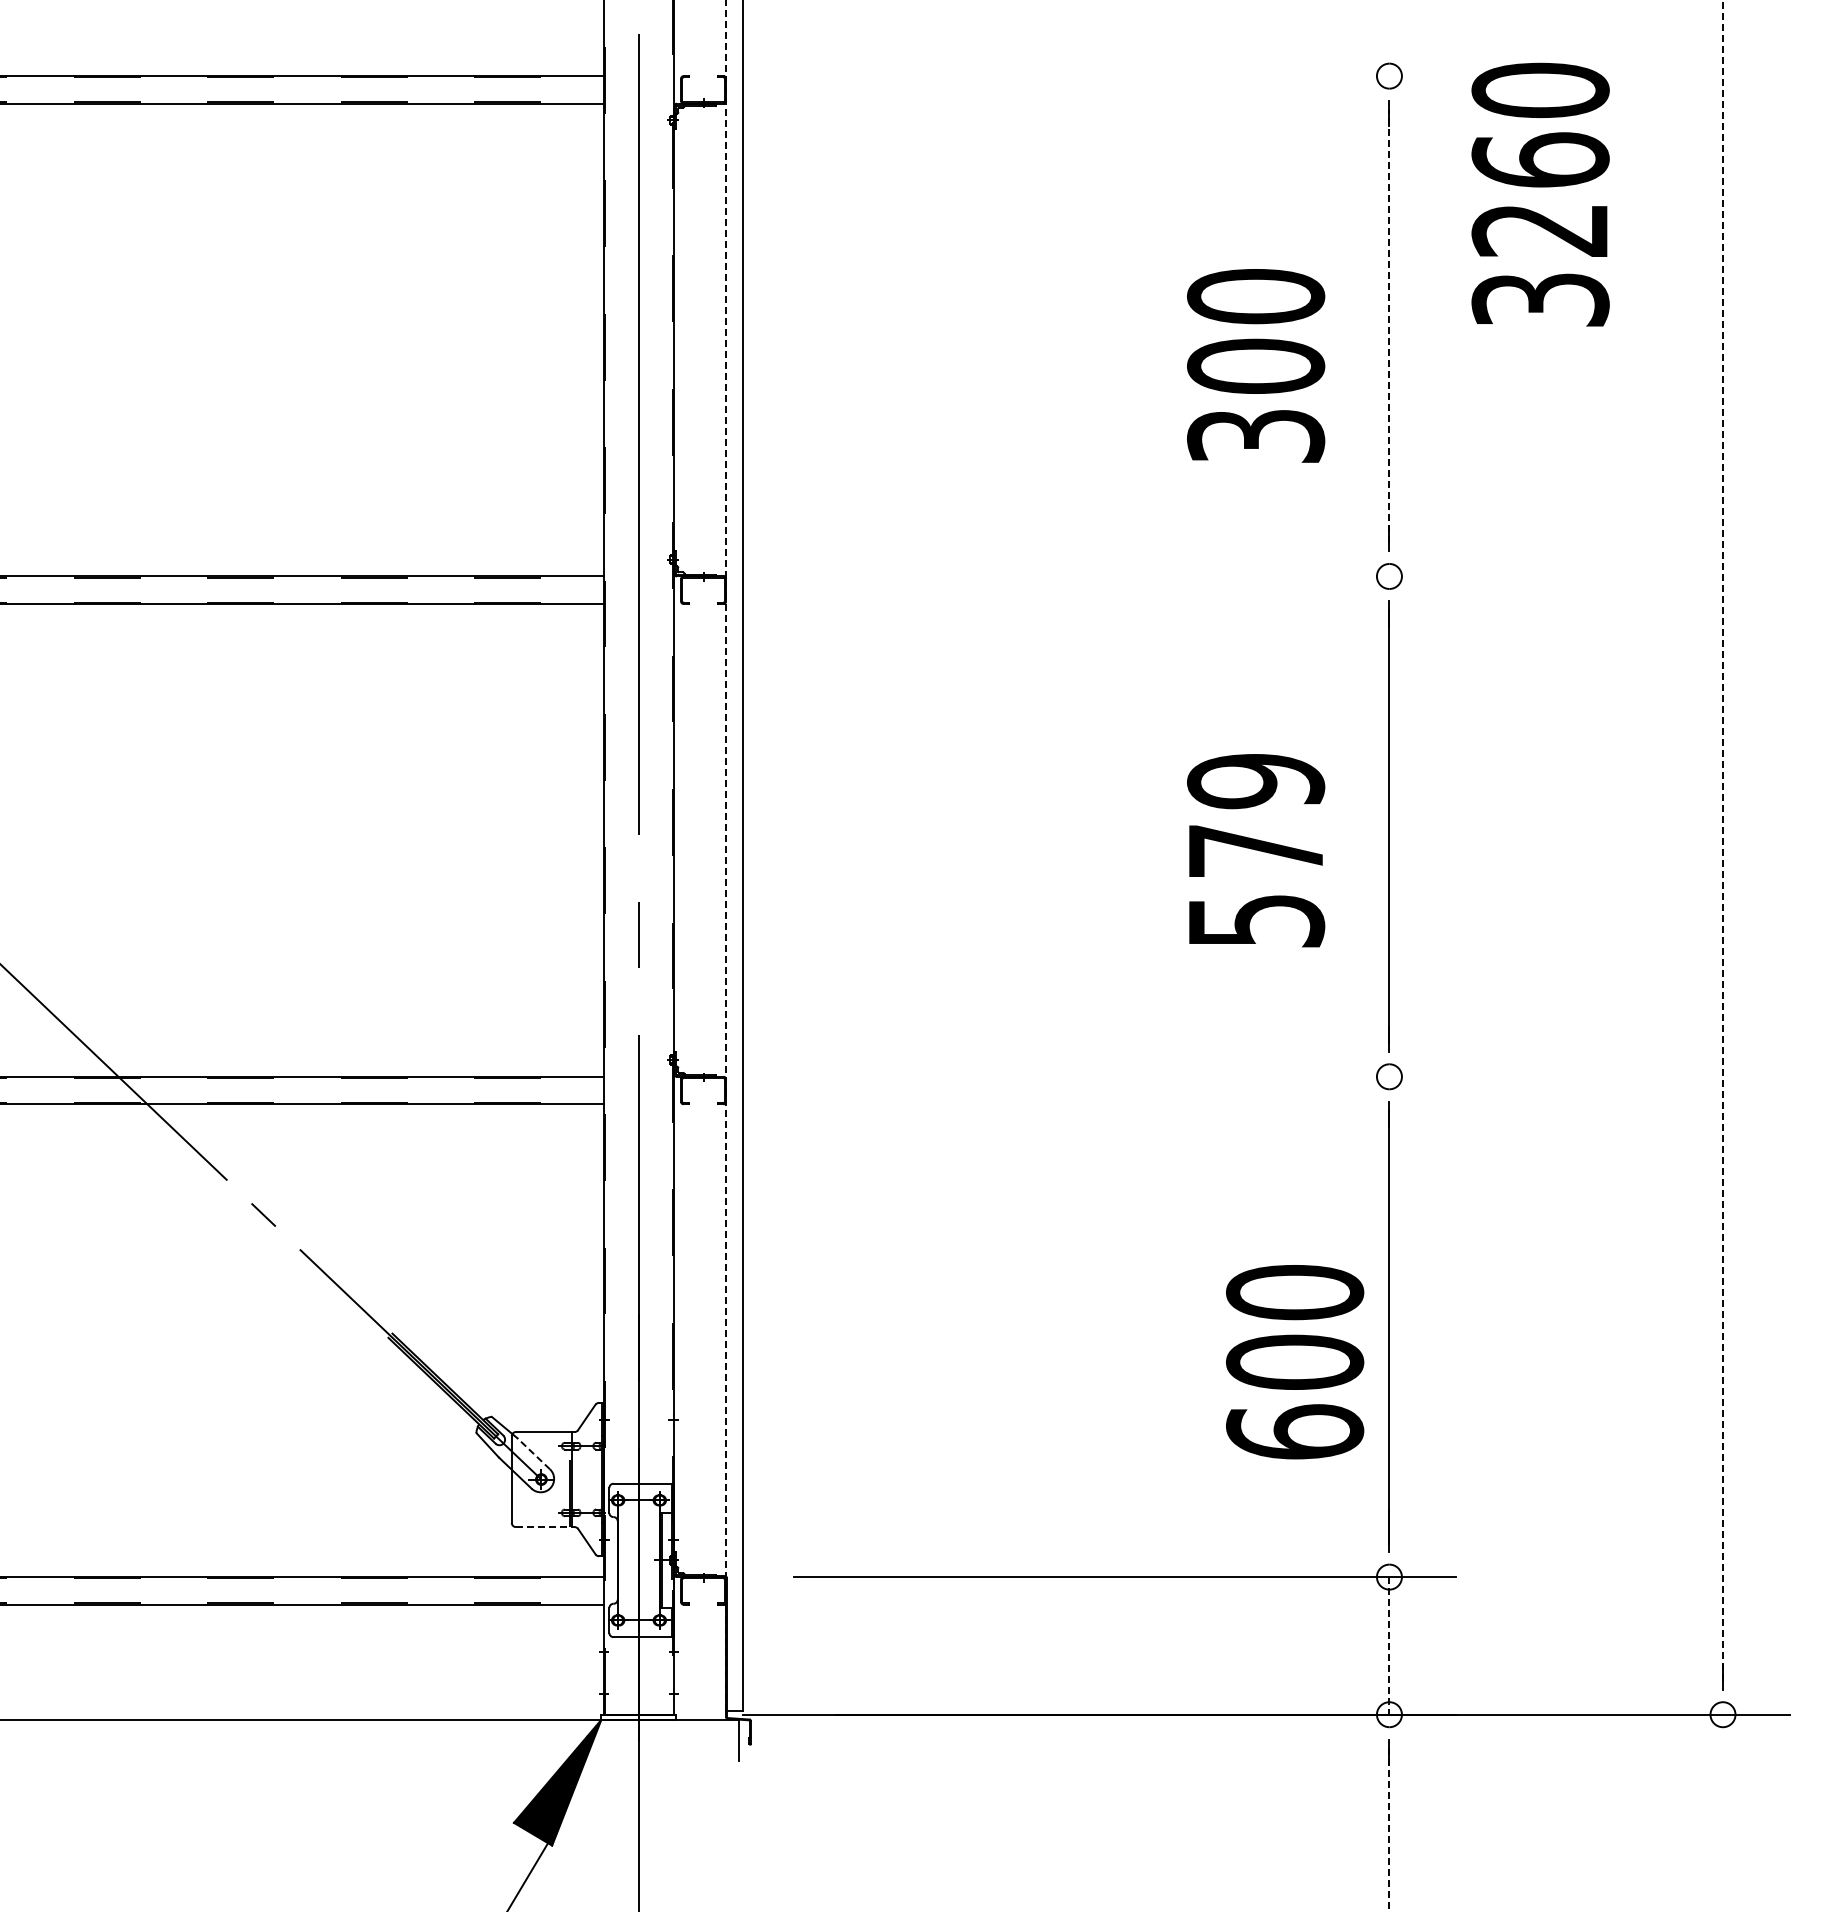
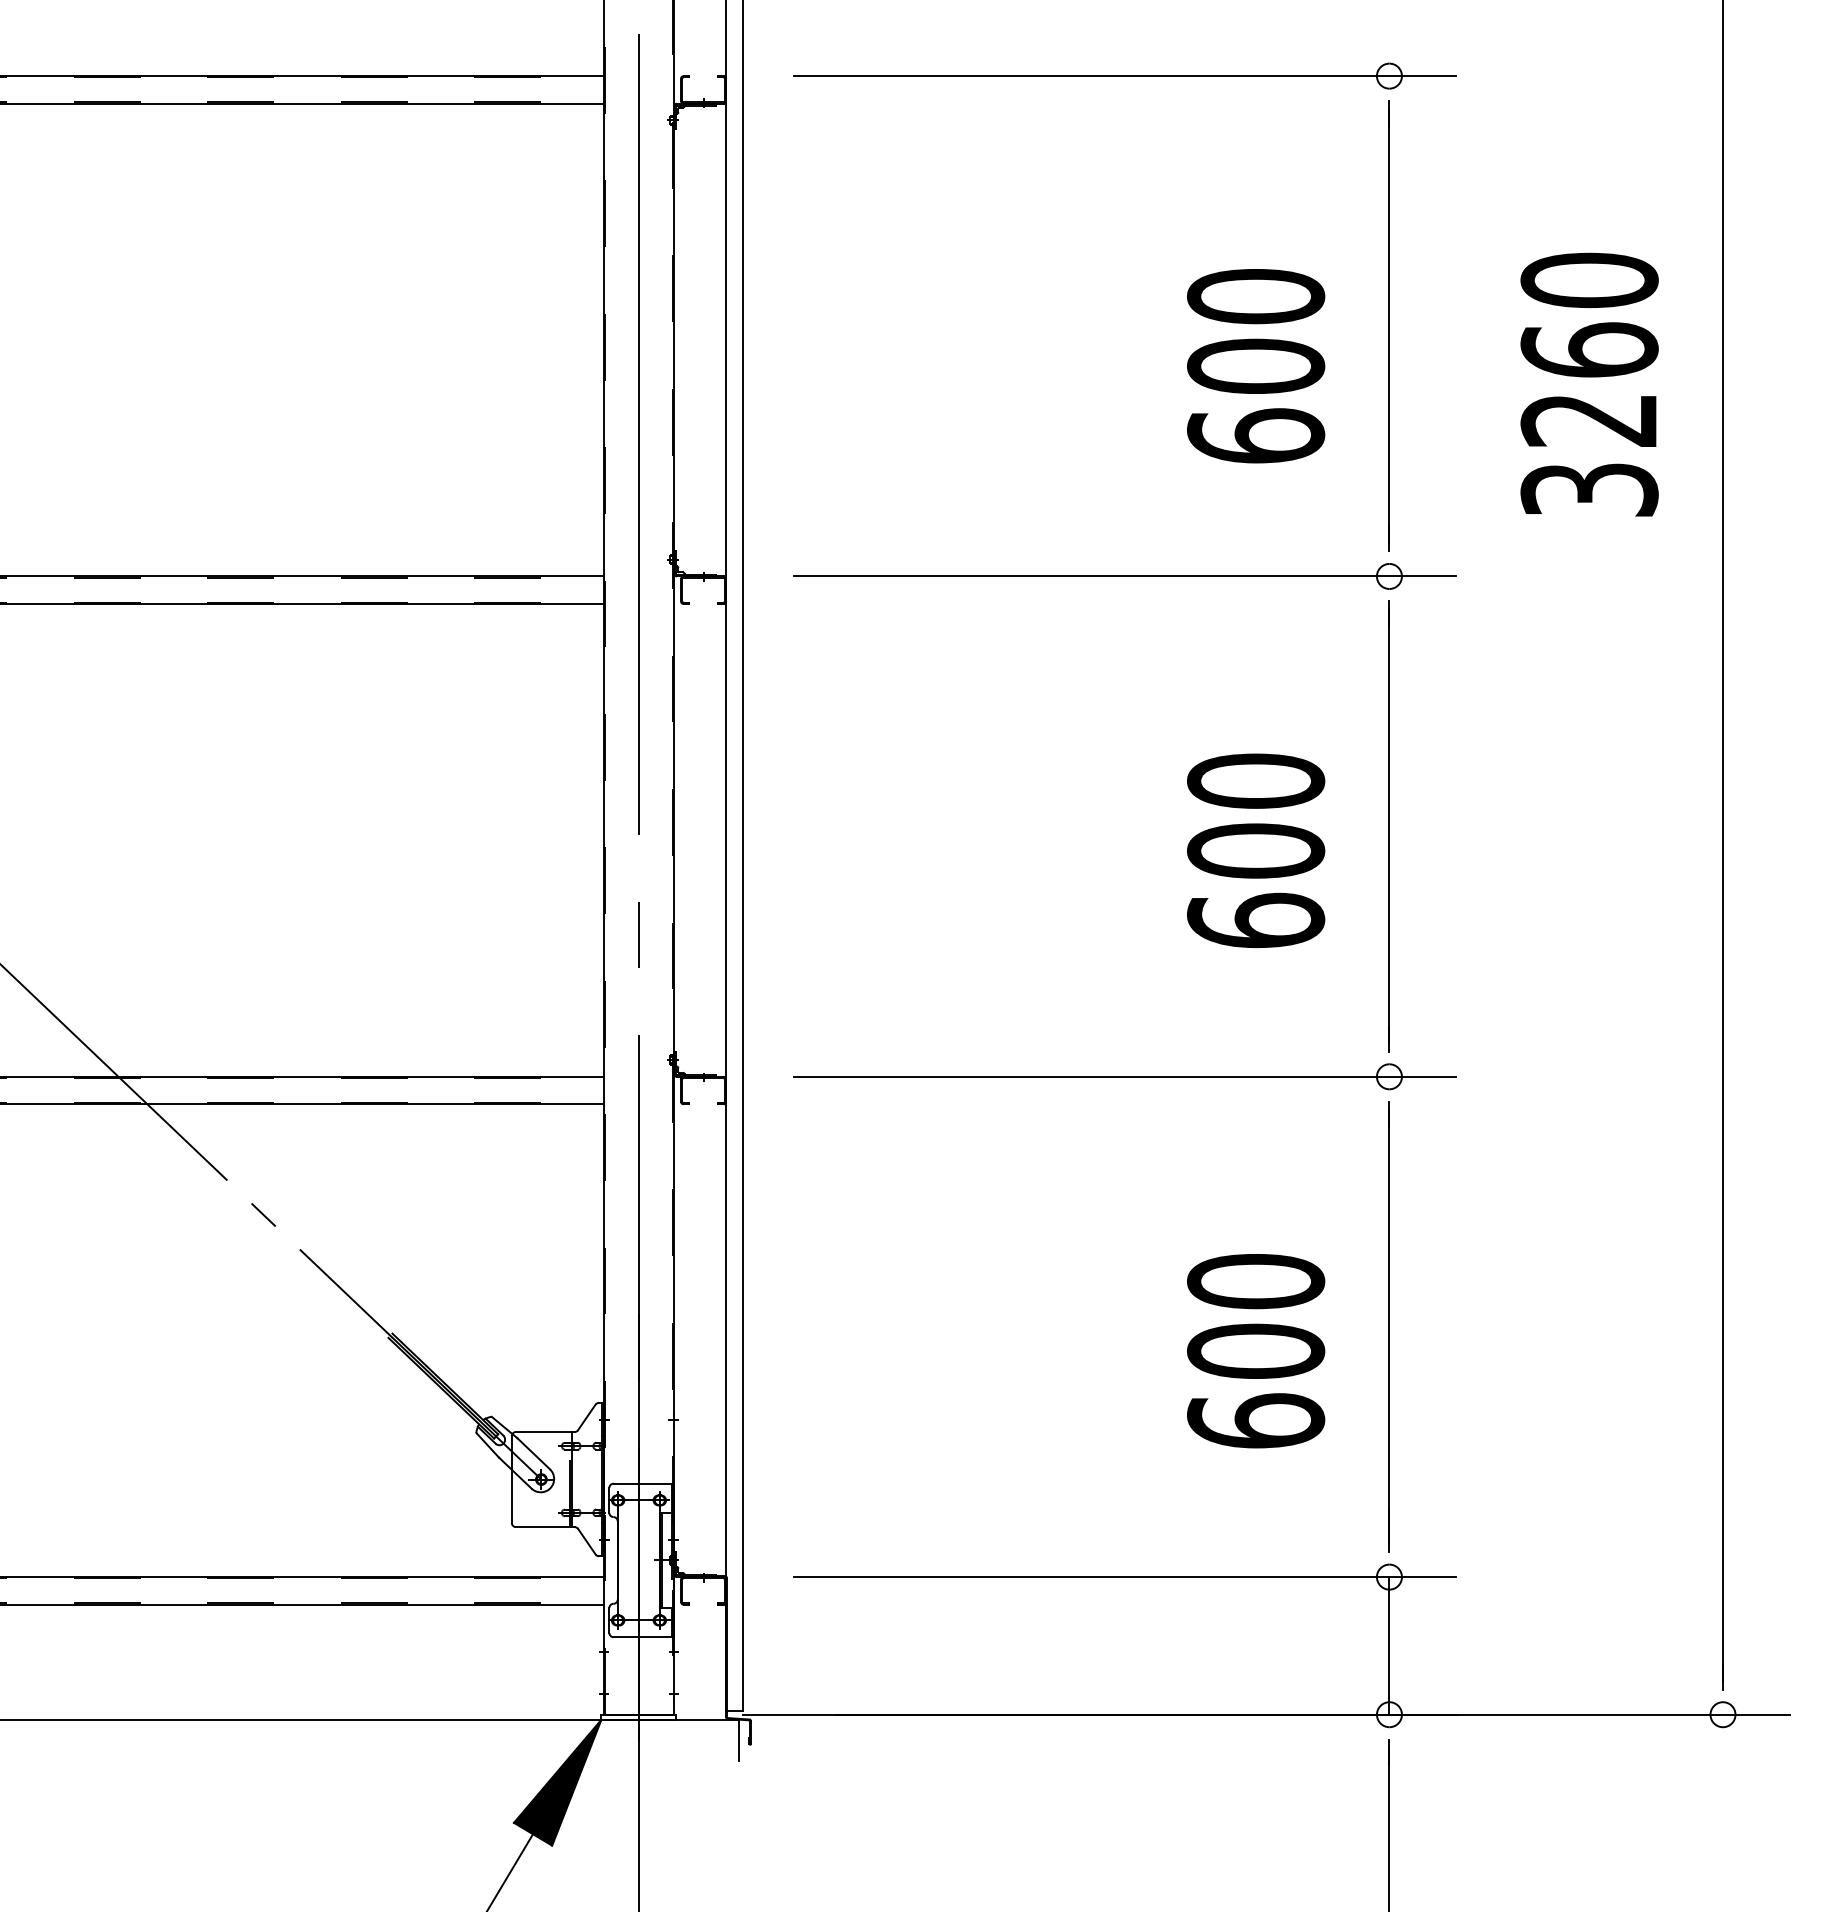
line: none -> present (1125, 76)
text position: (1540, 194) -> (1589, 384) (1589, 384)
line: dashed -> solid (1389, 326)
text: 300 -> 600 (1256, 435)
line: none -> present (1125, 576)
line: dashed -> solid (1723, 840)
text: 579 -> 600 (1256, 850)
line: dashed -> solid (726, 856)
line: none -> present (1125, 1076)
text position: (1295, 1362) -> (1256, 1351) (1256, 1351)
line: dashed -> solid (533, 1453)
line: dashed -> solid (545, 1527)
line: dashed -> solid (1389, 1645)
line: dashed -> solid (1389, 1830)
line position: (528, 1875) -> (510, 1871) (510, 1871)
